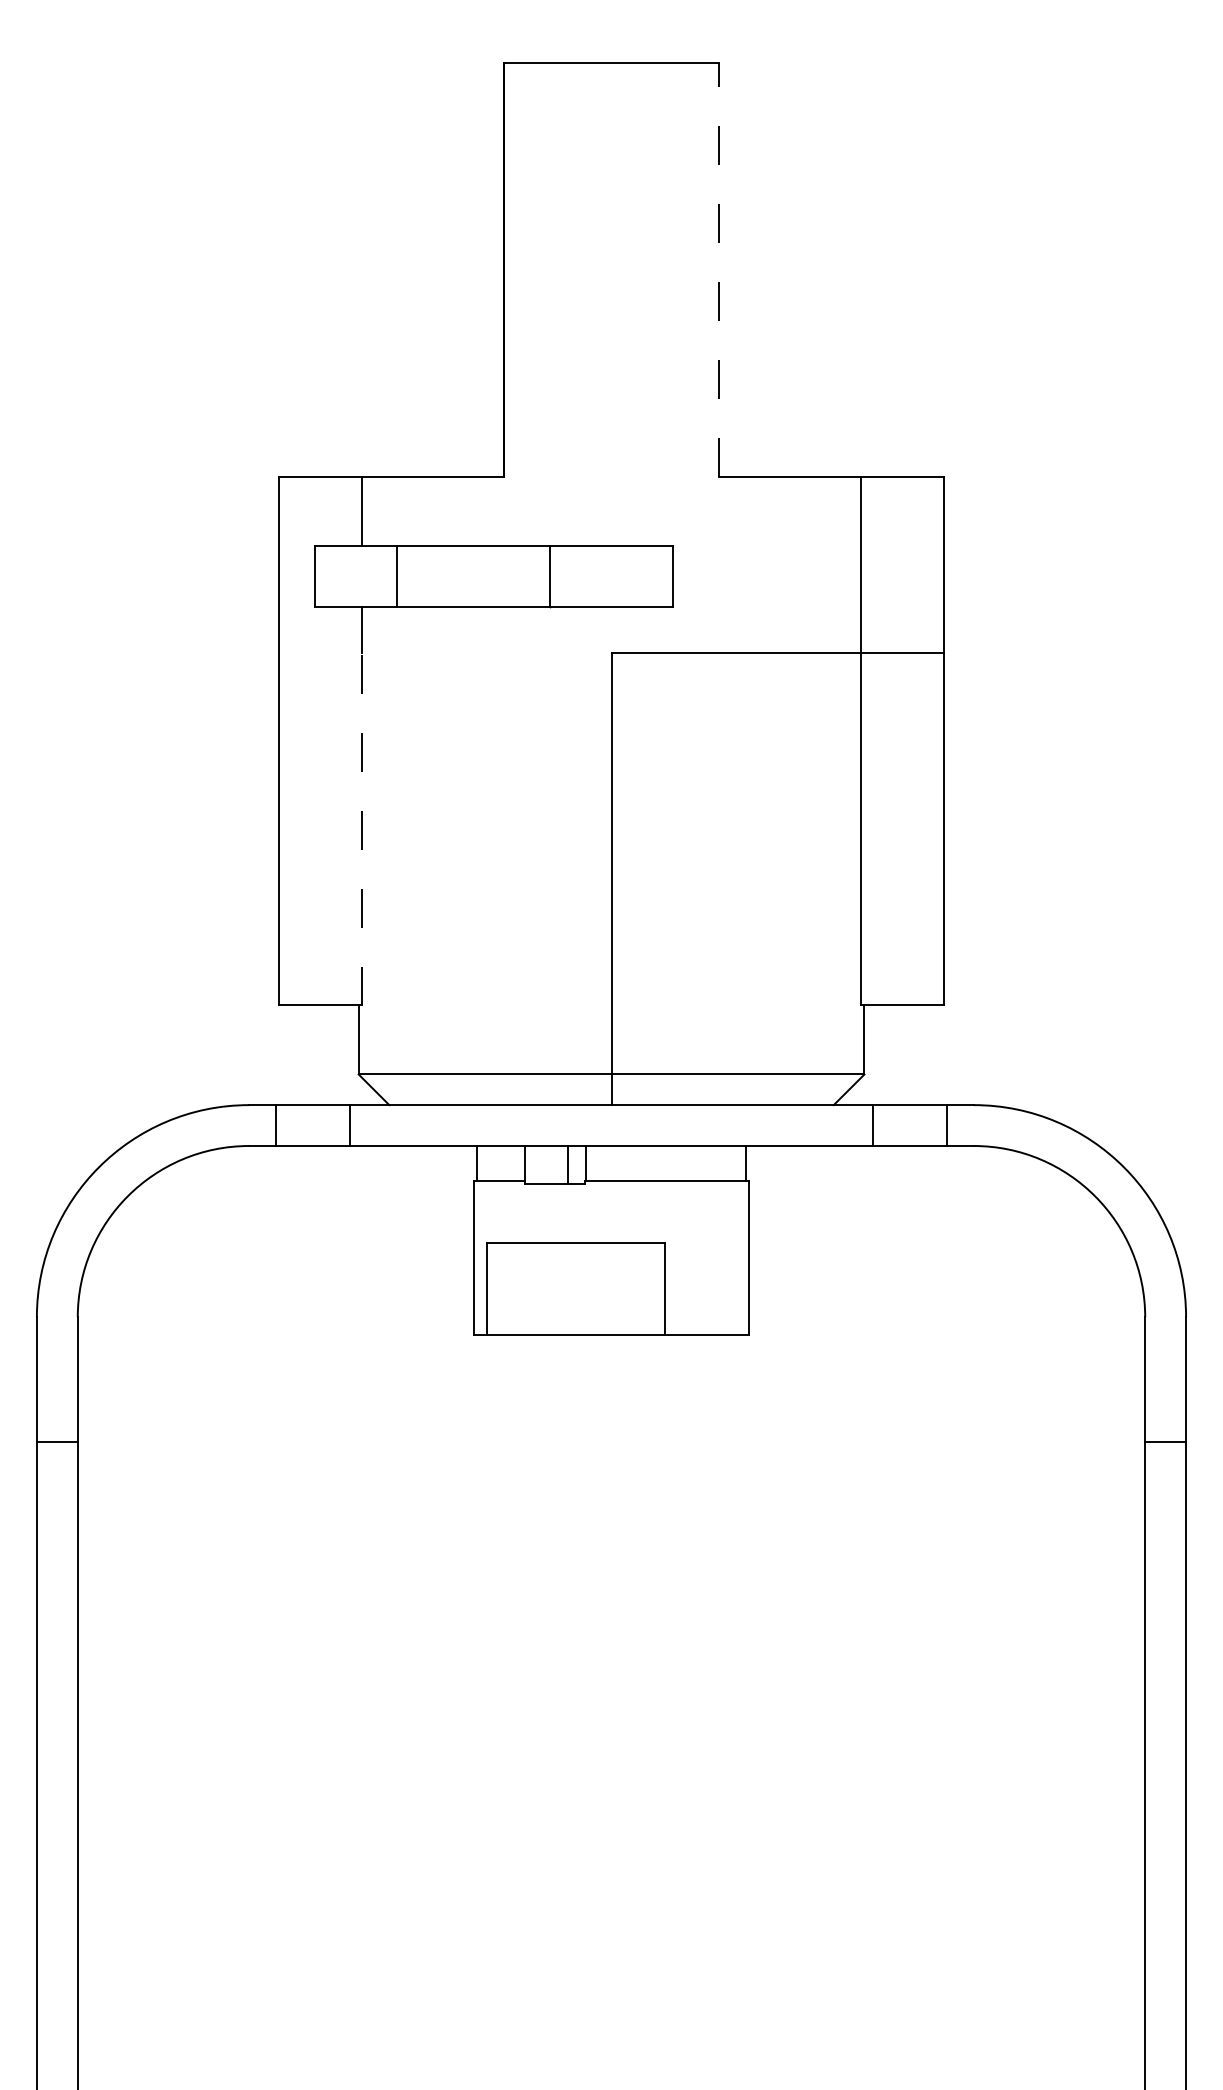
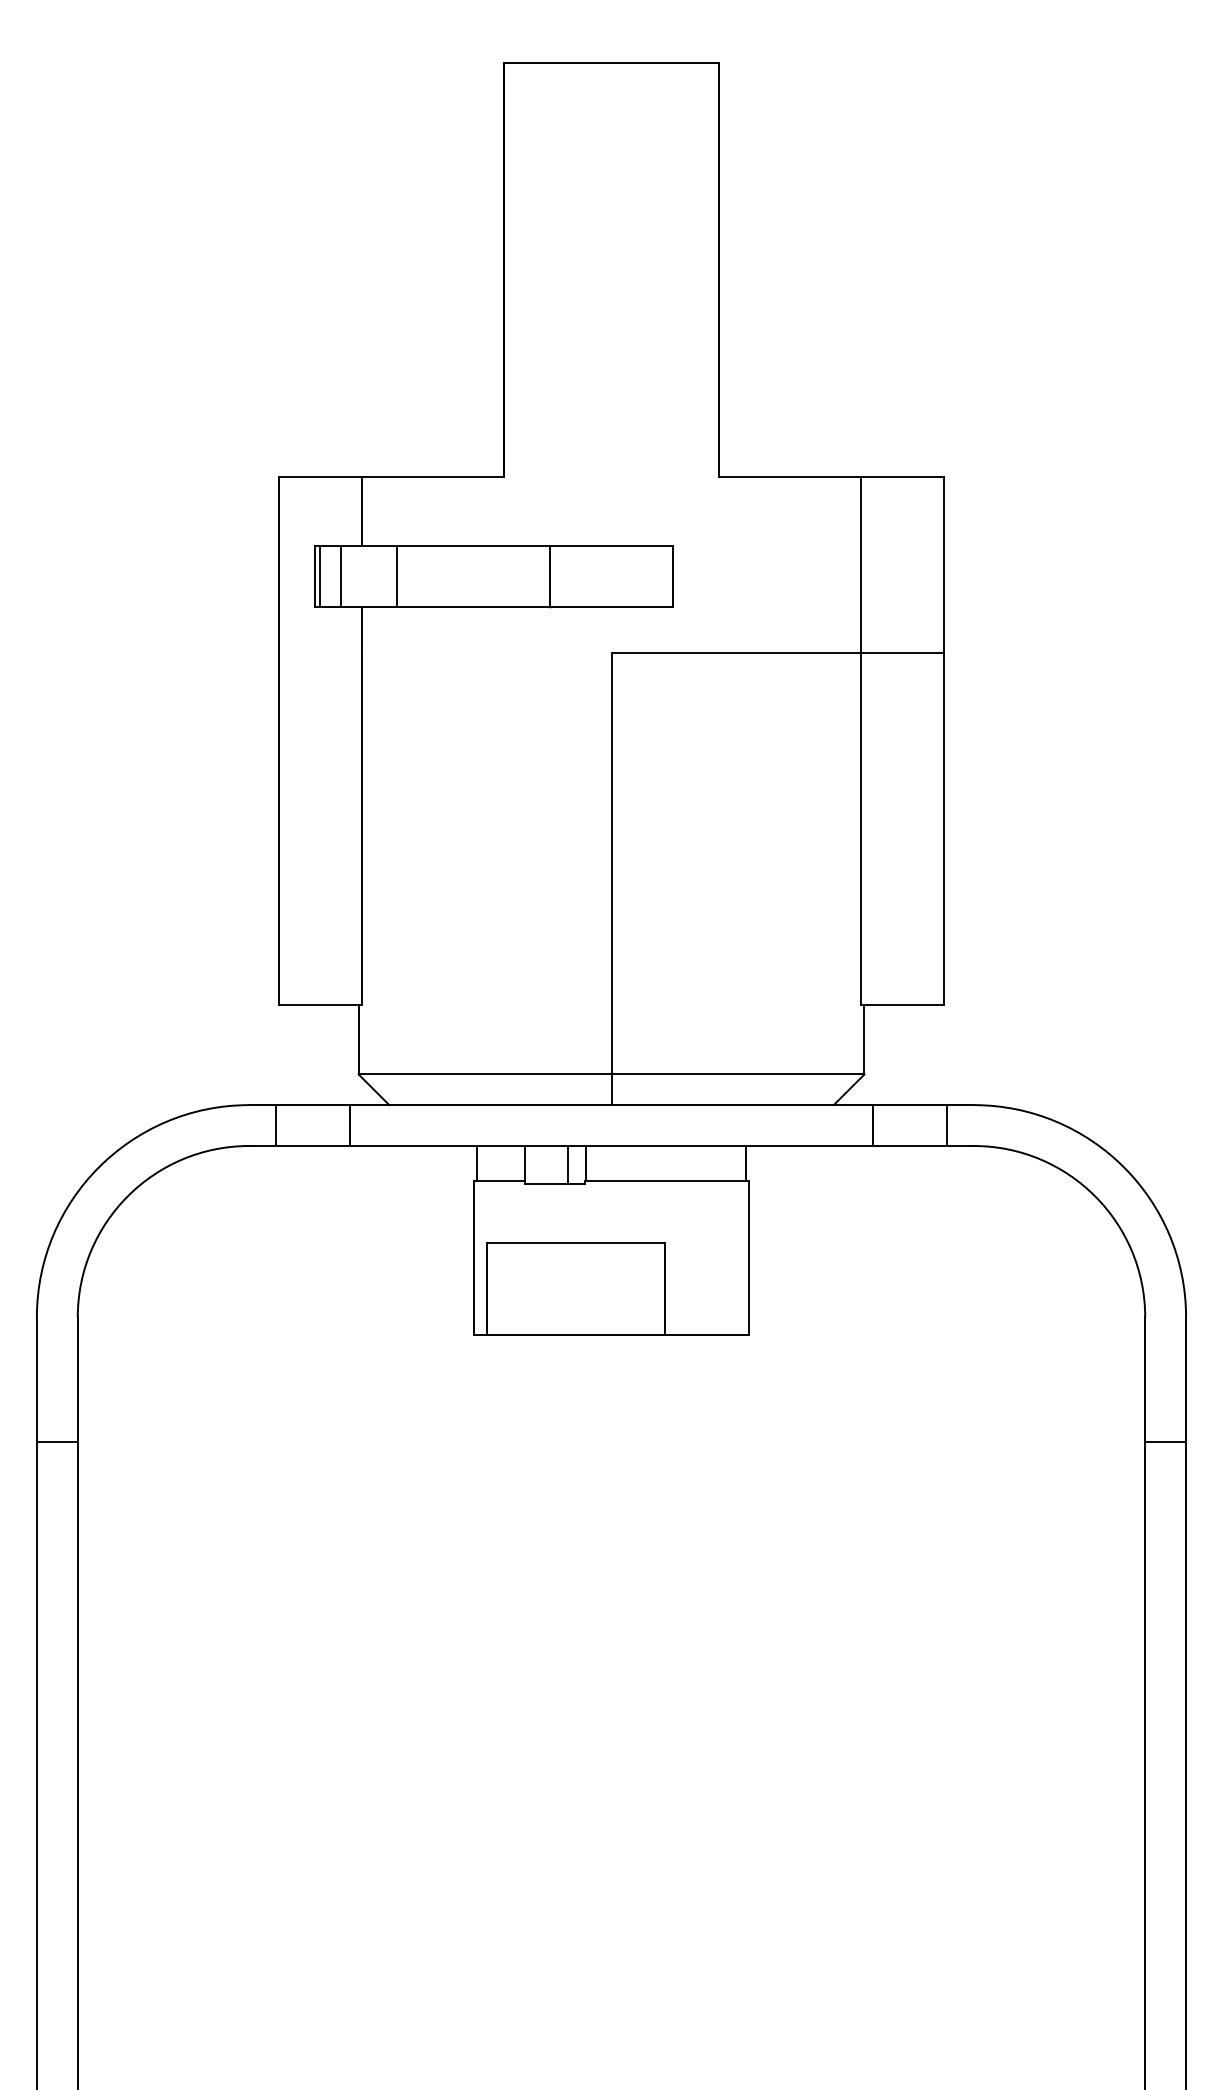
line: dashed -> solid (718, 269)
line: none -> present (320, 575)
line: none -> present (340, 575)
line: dashed -> solid (361, 828)
